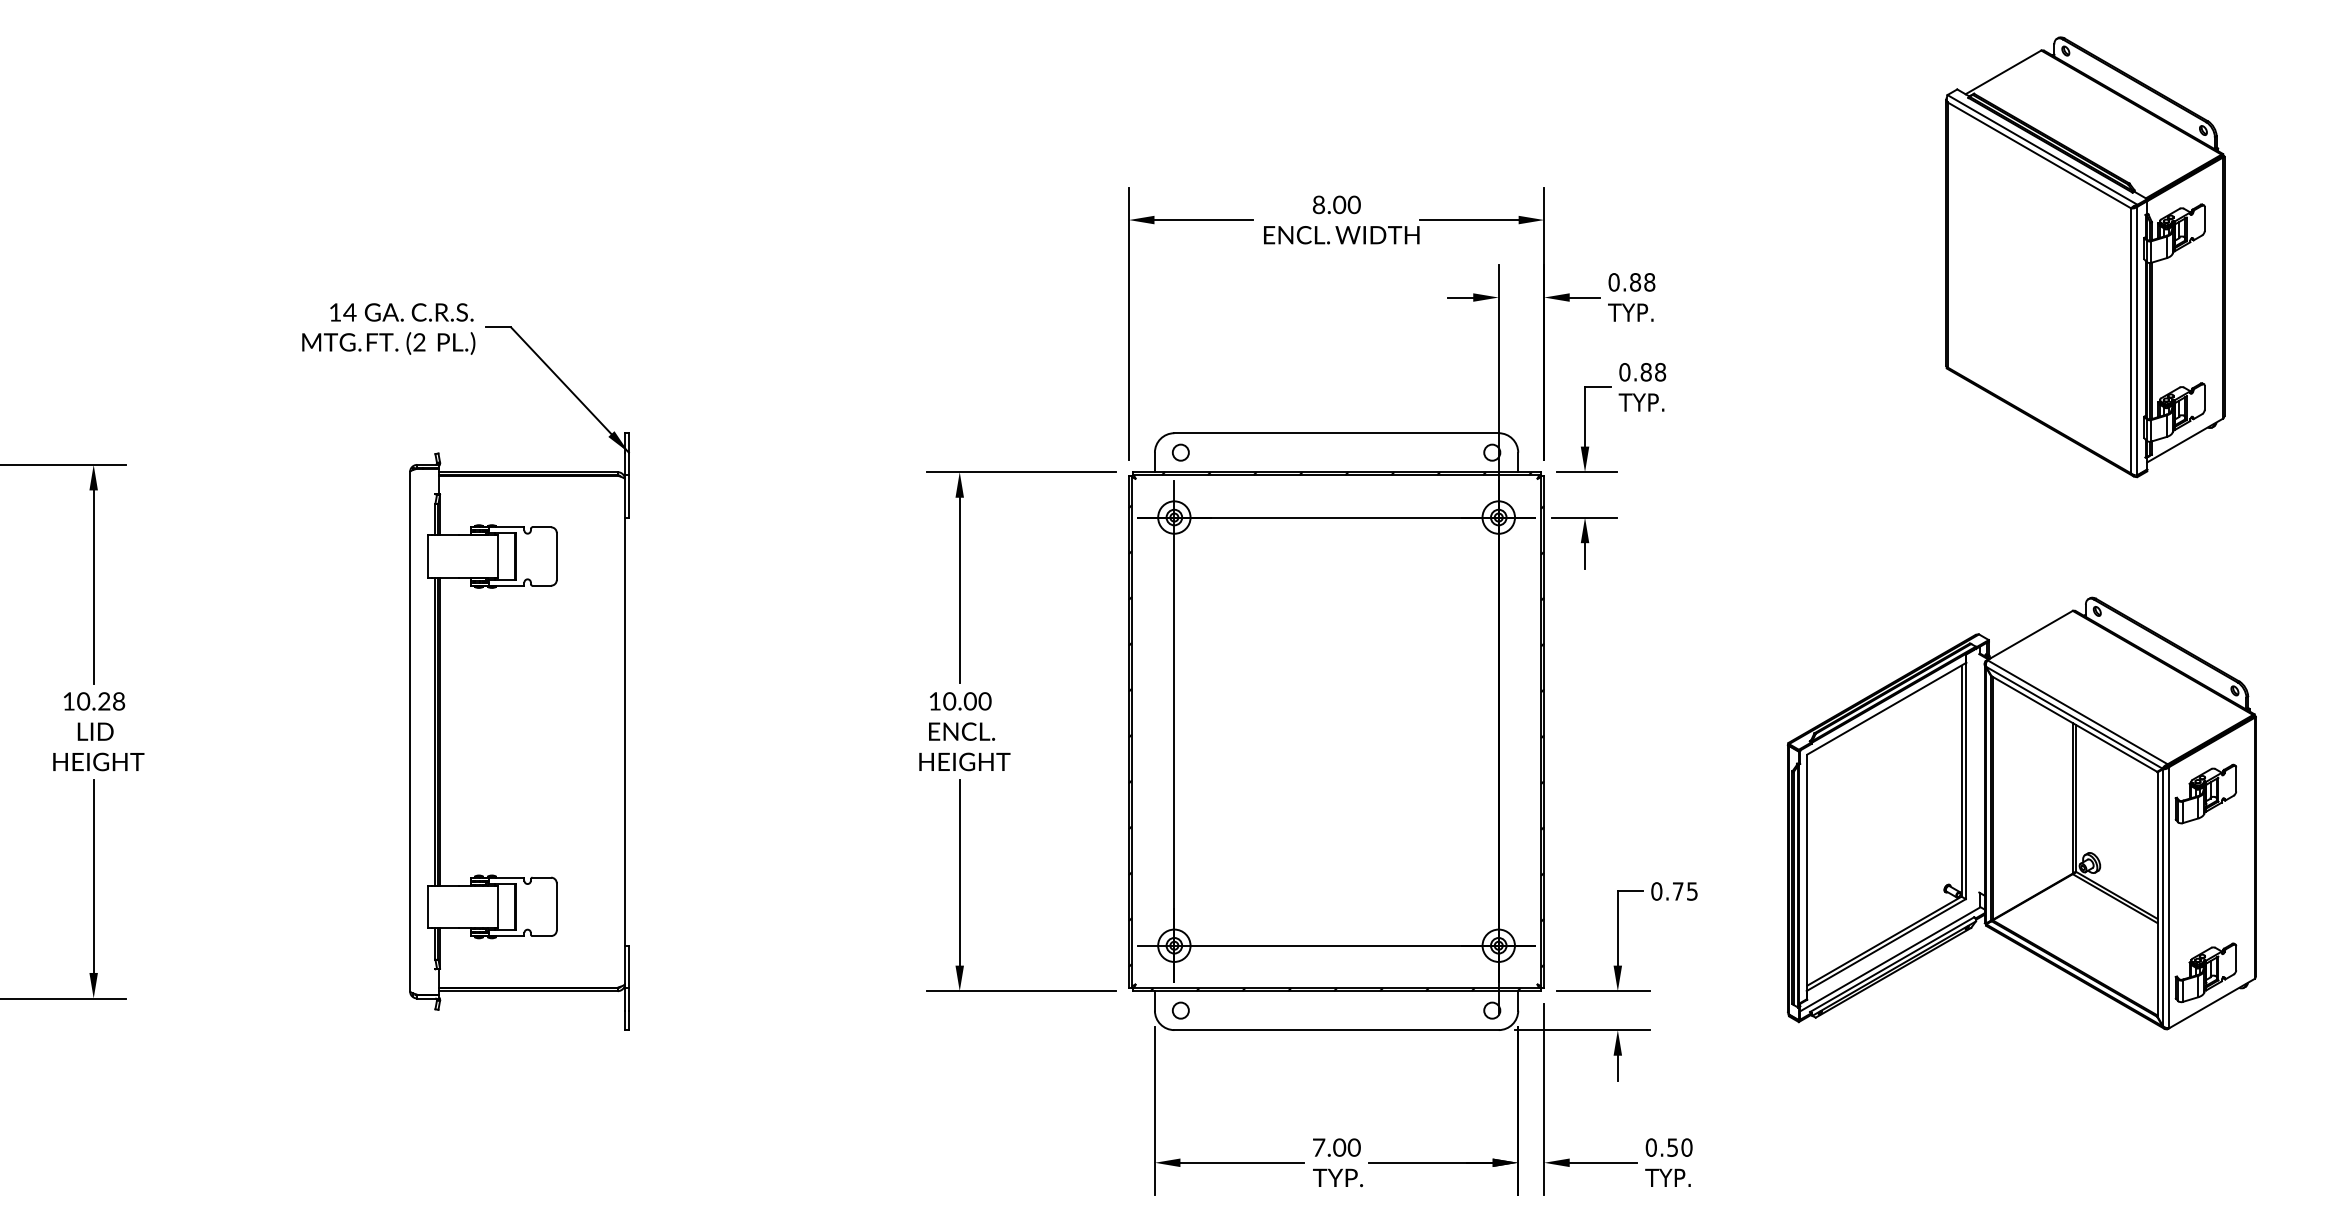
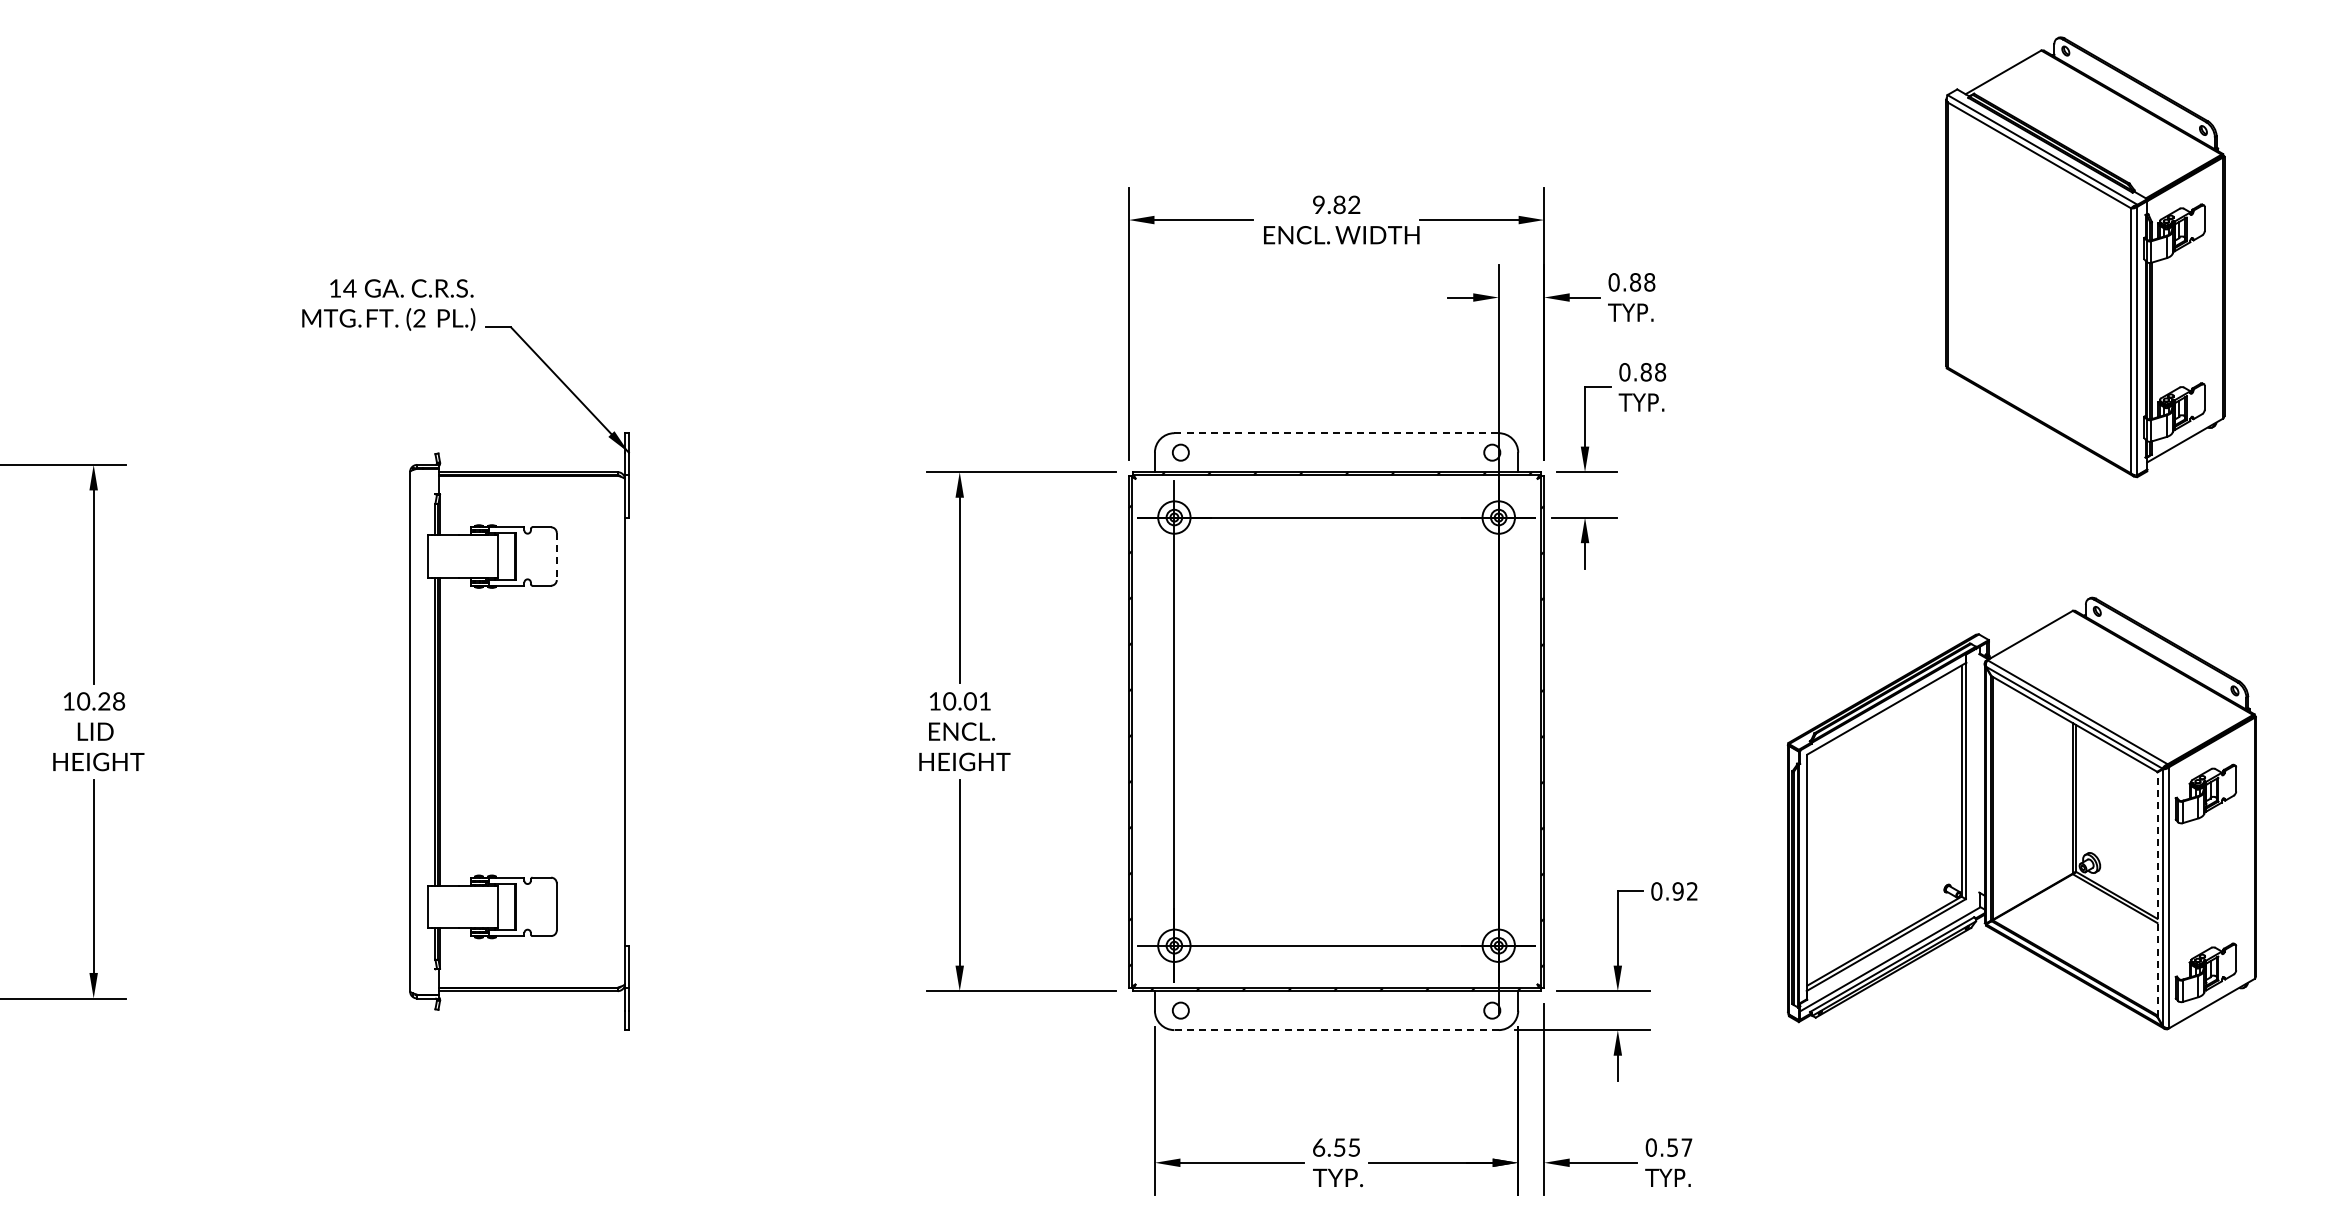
text: 8.00 -> 9.82 (1336, 205)
text position: (388, 328) -> (388, 304) (388, 304)
line: solid -> dashed (1337, 433)
line: solid -> dashed (556, 556)
text: 10.00 -> 10.01 (984, 701)
text: 0.75 -> 0.92 (1684, 891)
line: solid -> dashed (2157, 894)
line: solid -> dashed (1336, 1030)
text: 7.00 -> 6.55 (1336, 1147)
text: 0.50 -> 0.57 (1686, 1147)
